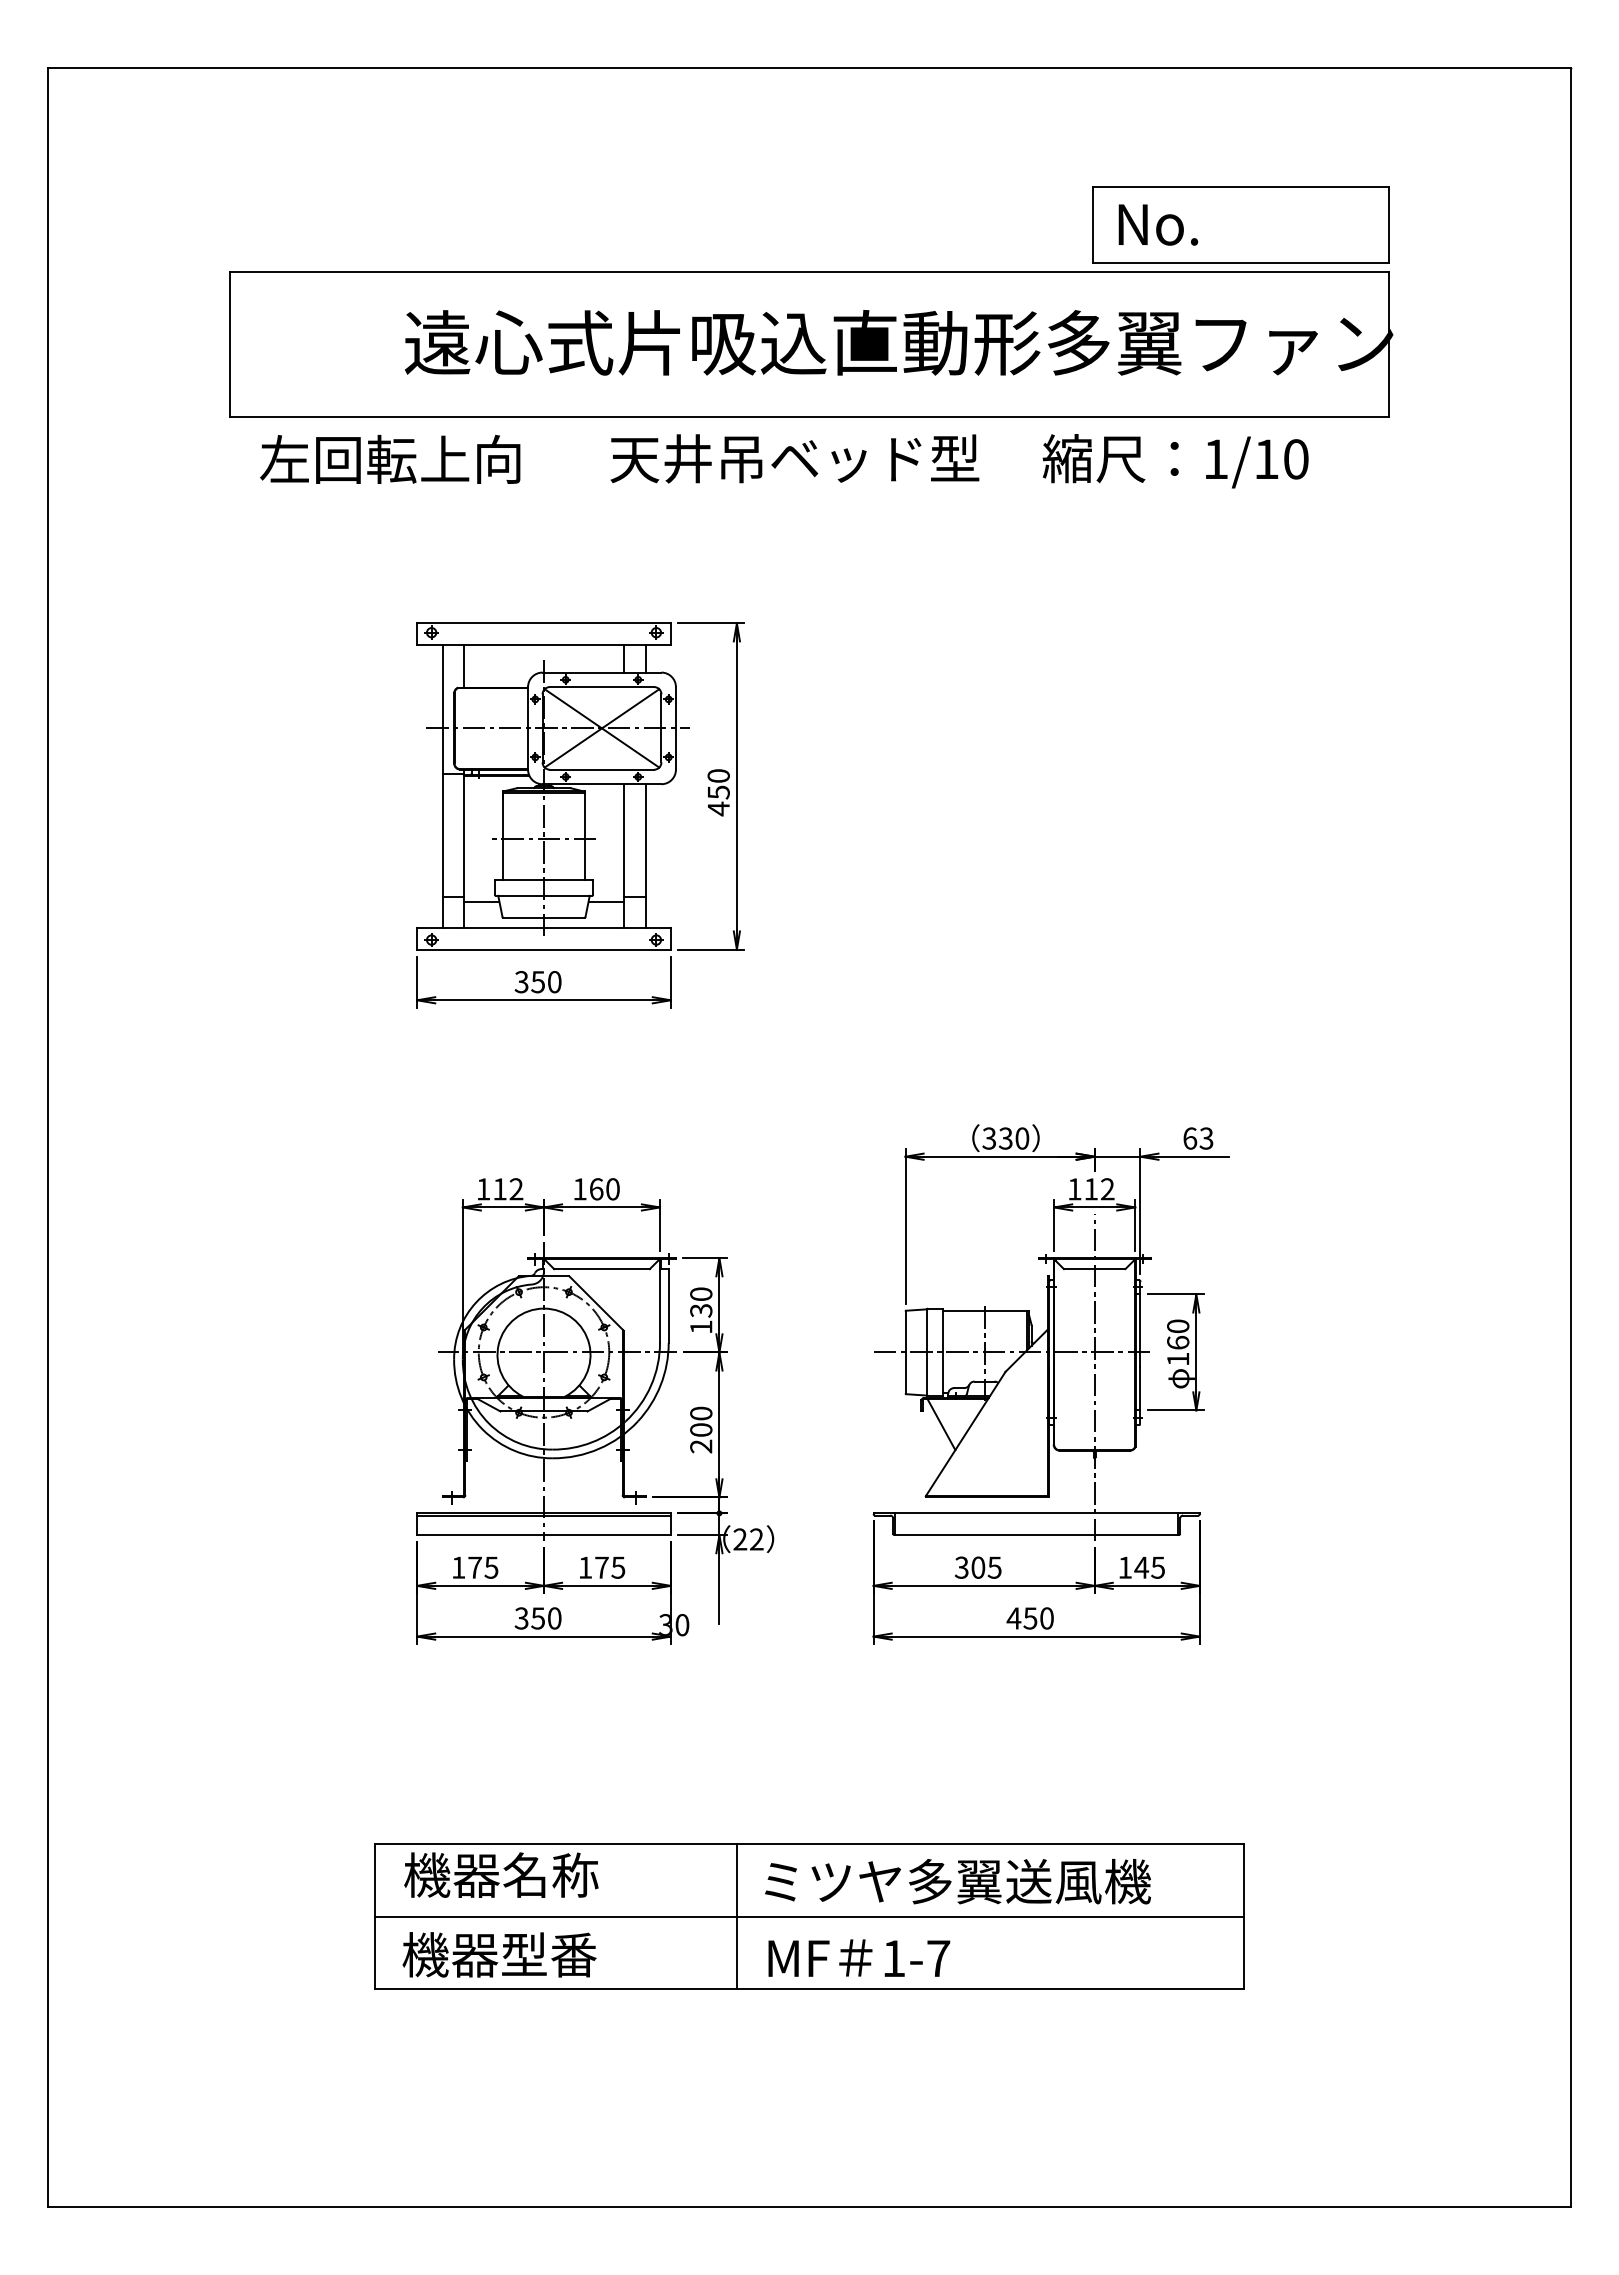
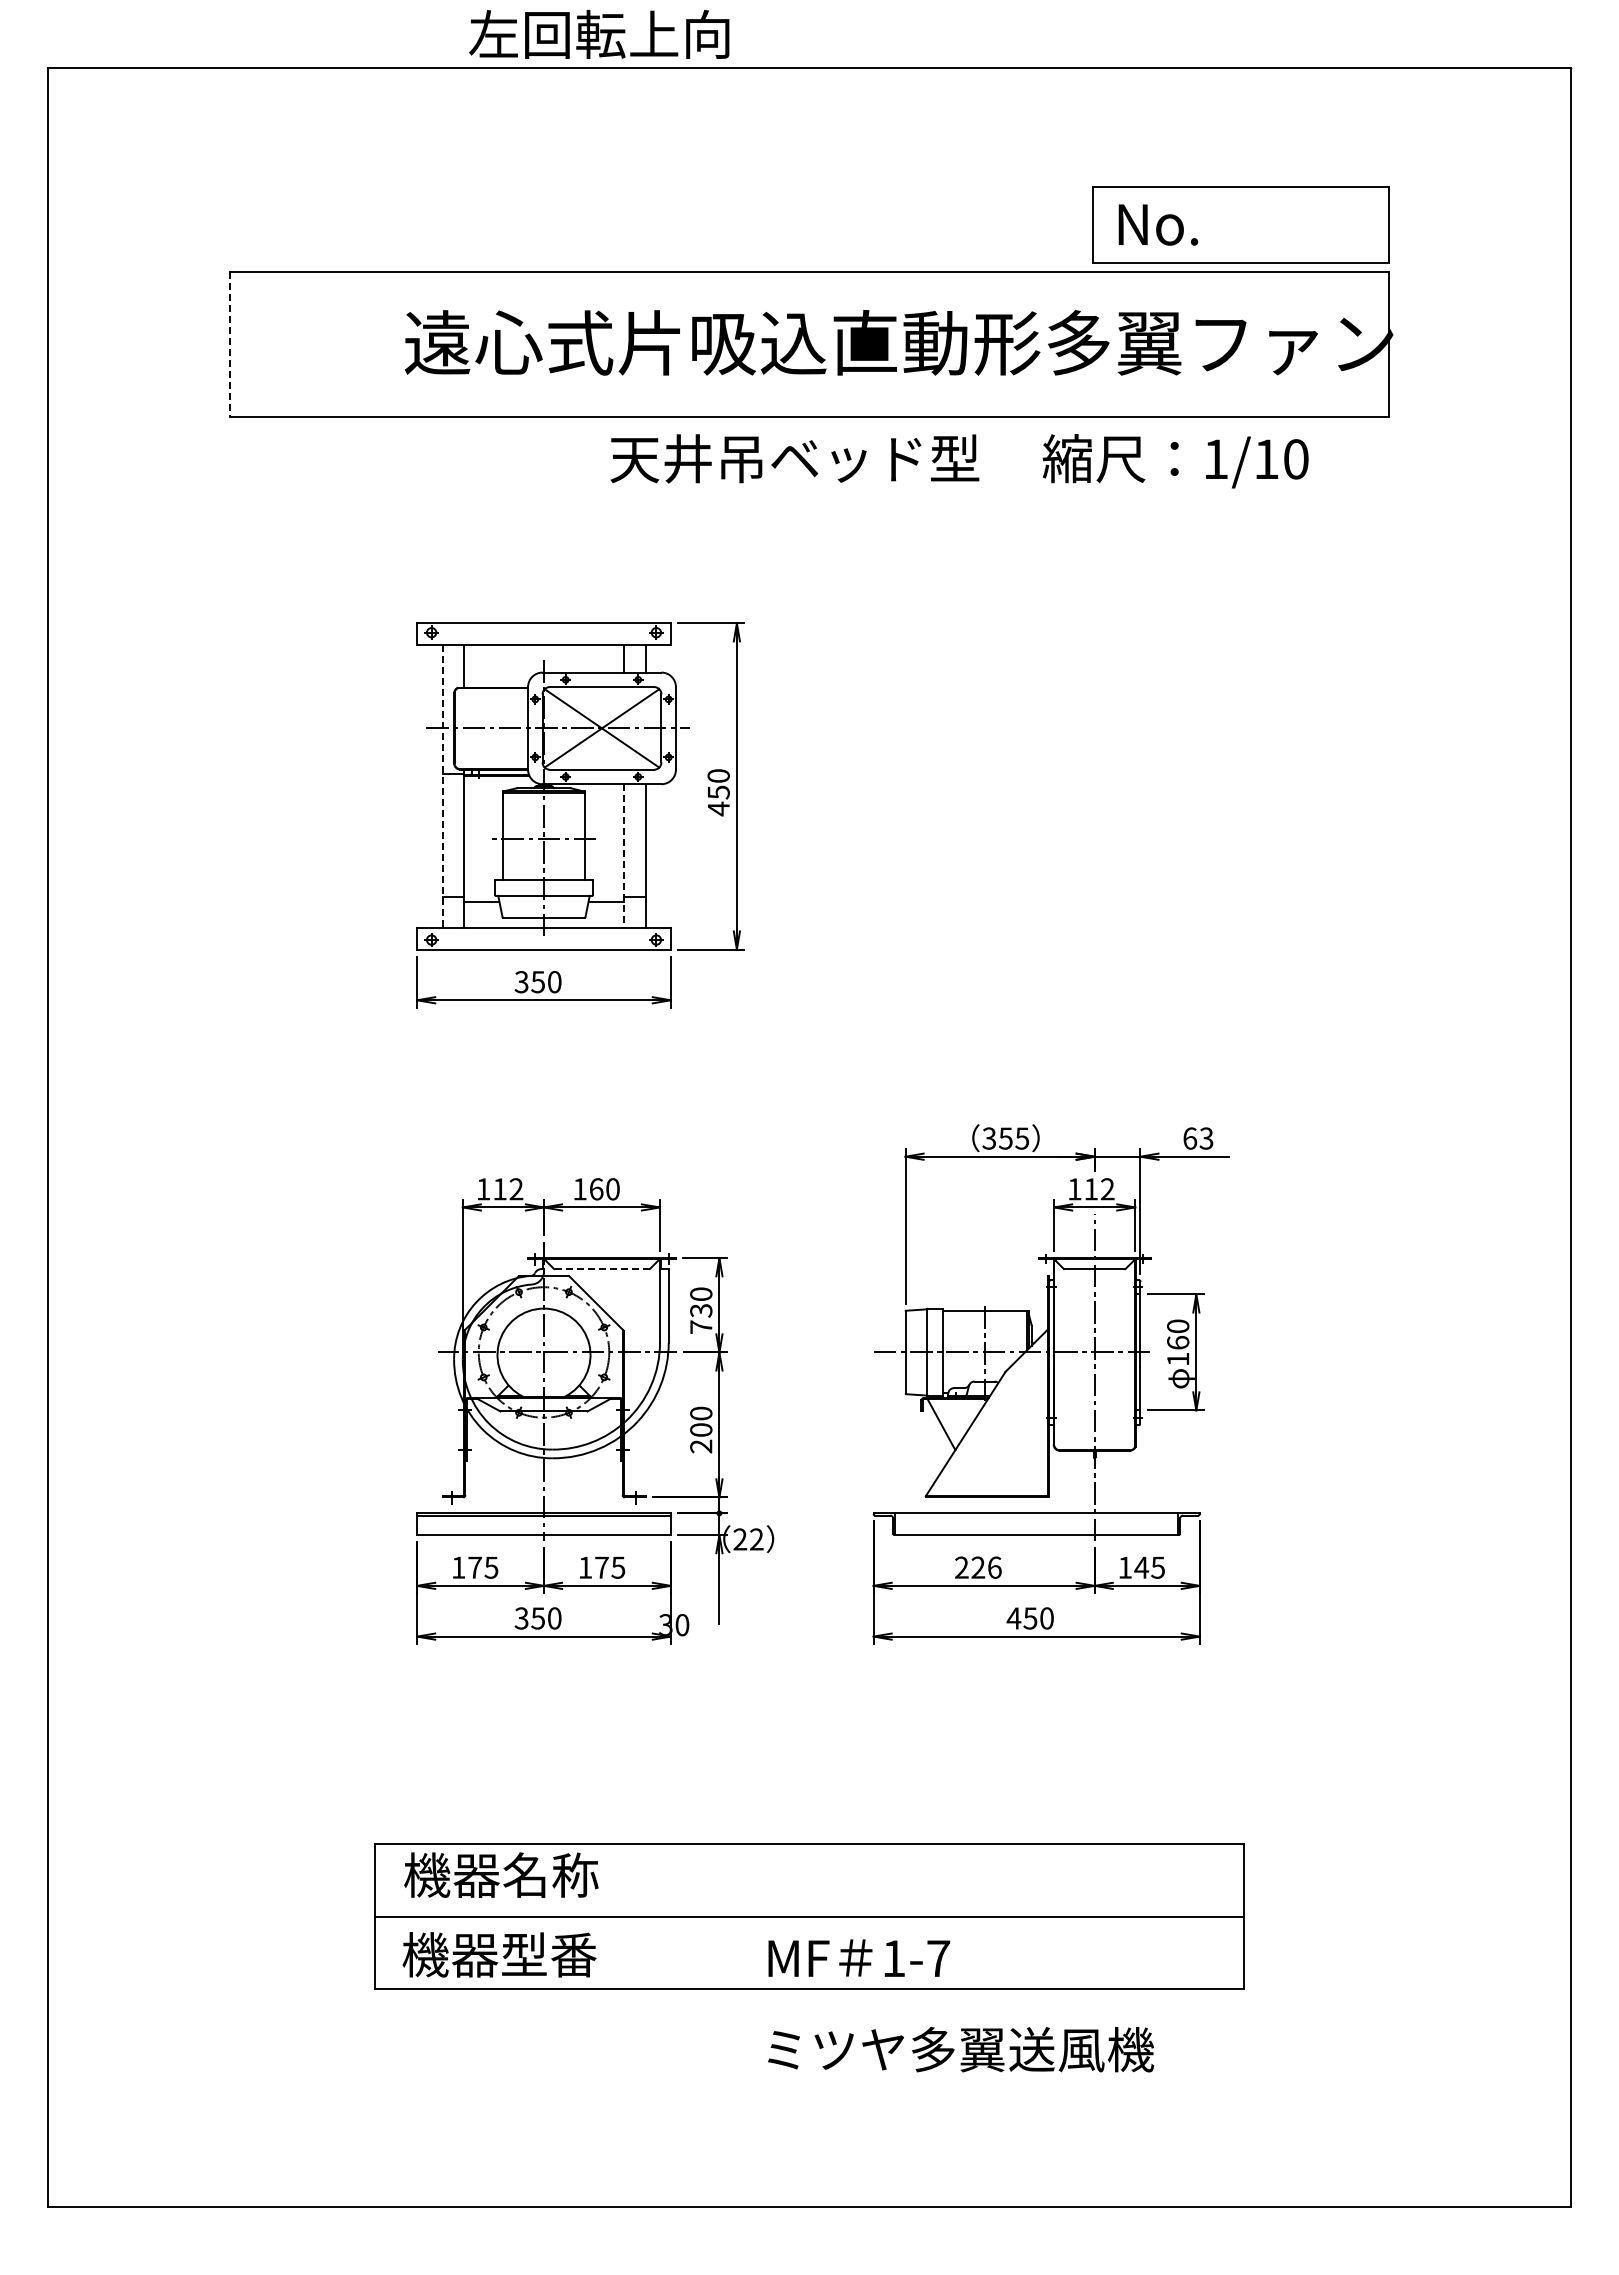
line: solid -> dashed (229, 344)
text position: (390, 459) -> (599, 34) (599, 34)
line: solid -> dashed (442, 786)
line: solid -> dashed (623, 855)
text: 330 -> 355 (1014, 1138)
line: solid -> dashed (602, 1269)
text: 130 -> 730 (701, 1326)
text: 305 -> 226 (977, 1567)
text position: (957, 1881) -> (960, 2049) (960, 2049)
line: present -> none (737, 1916)
